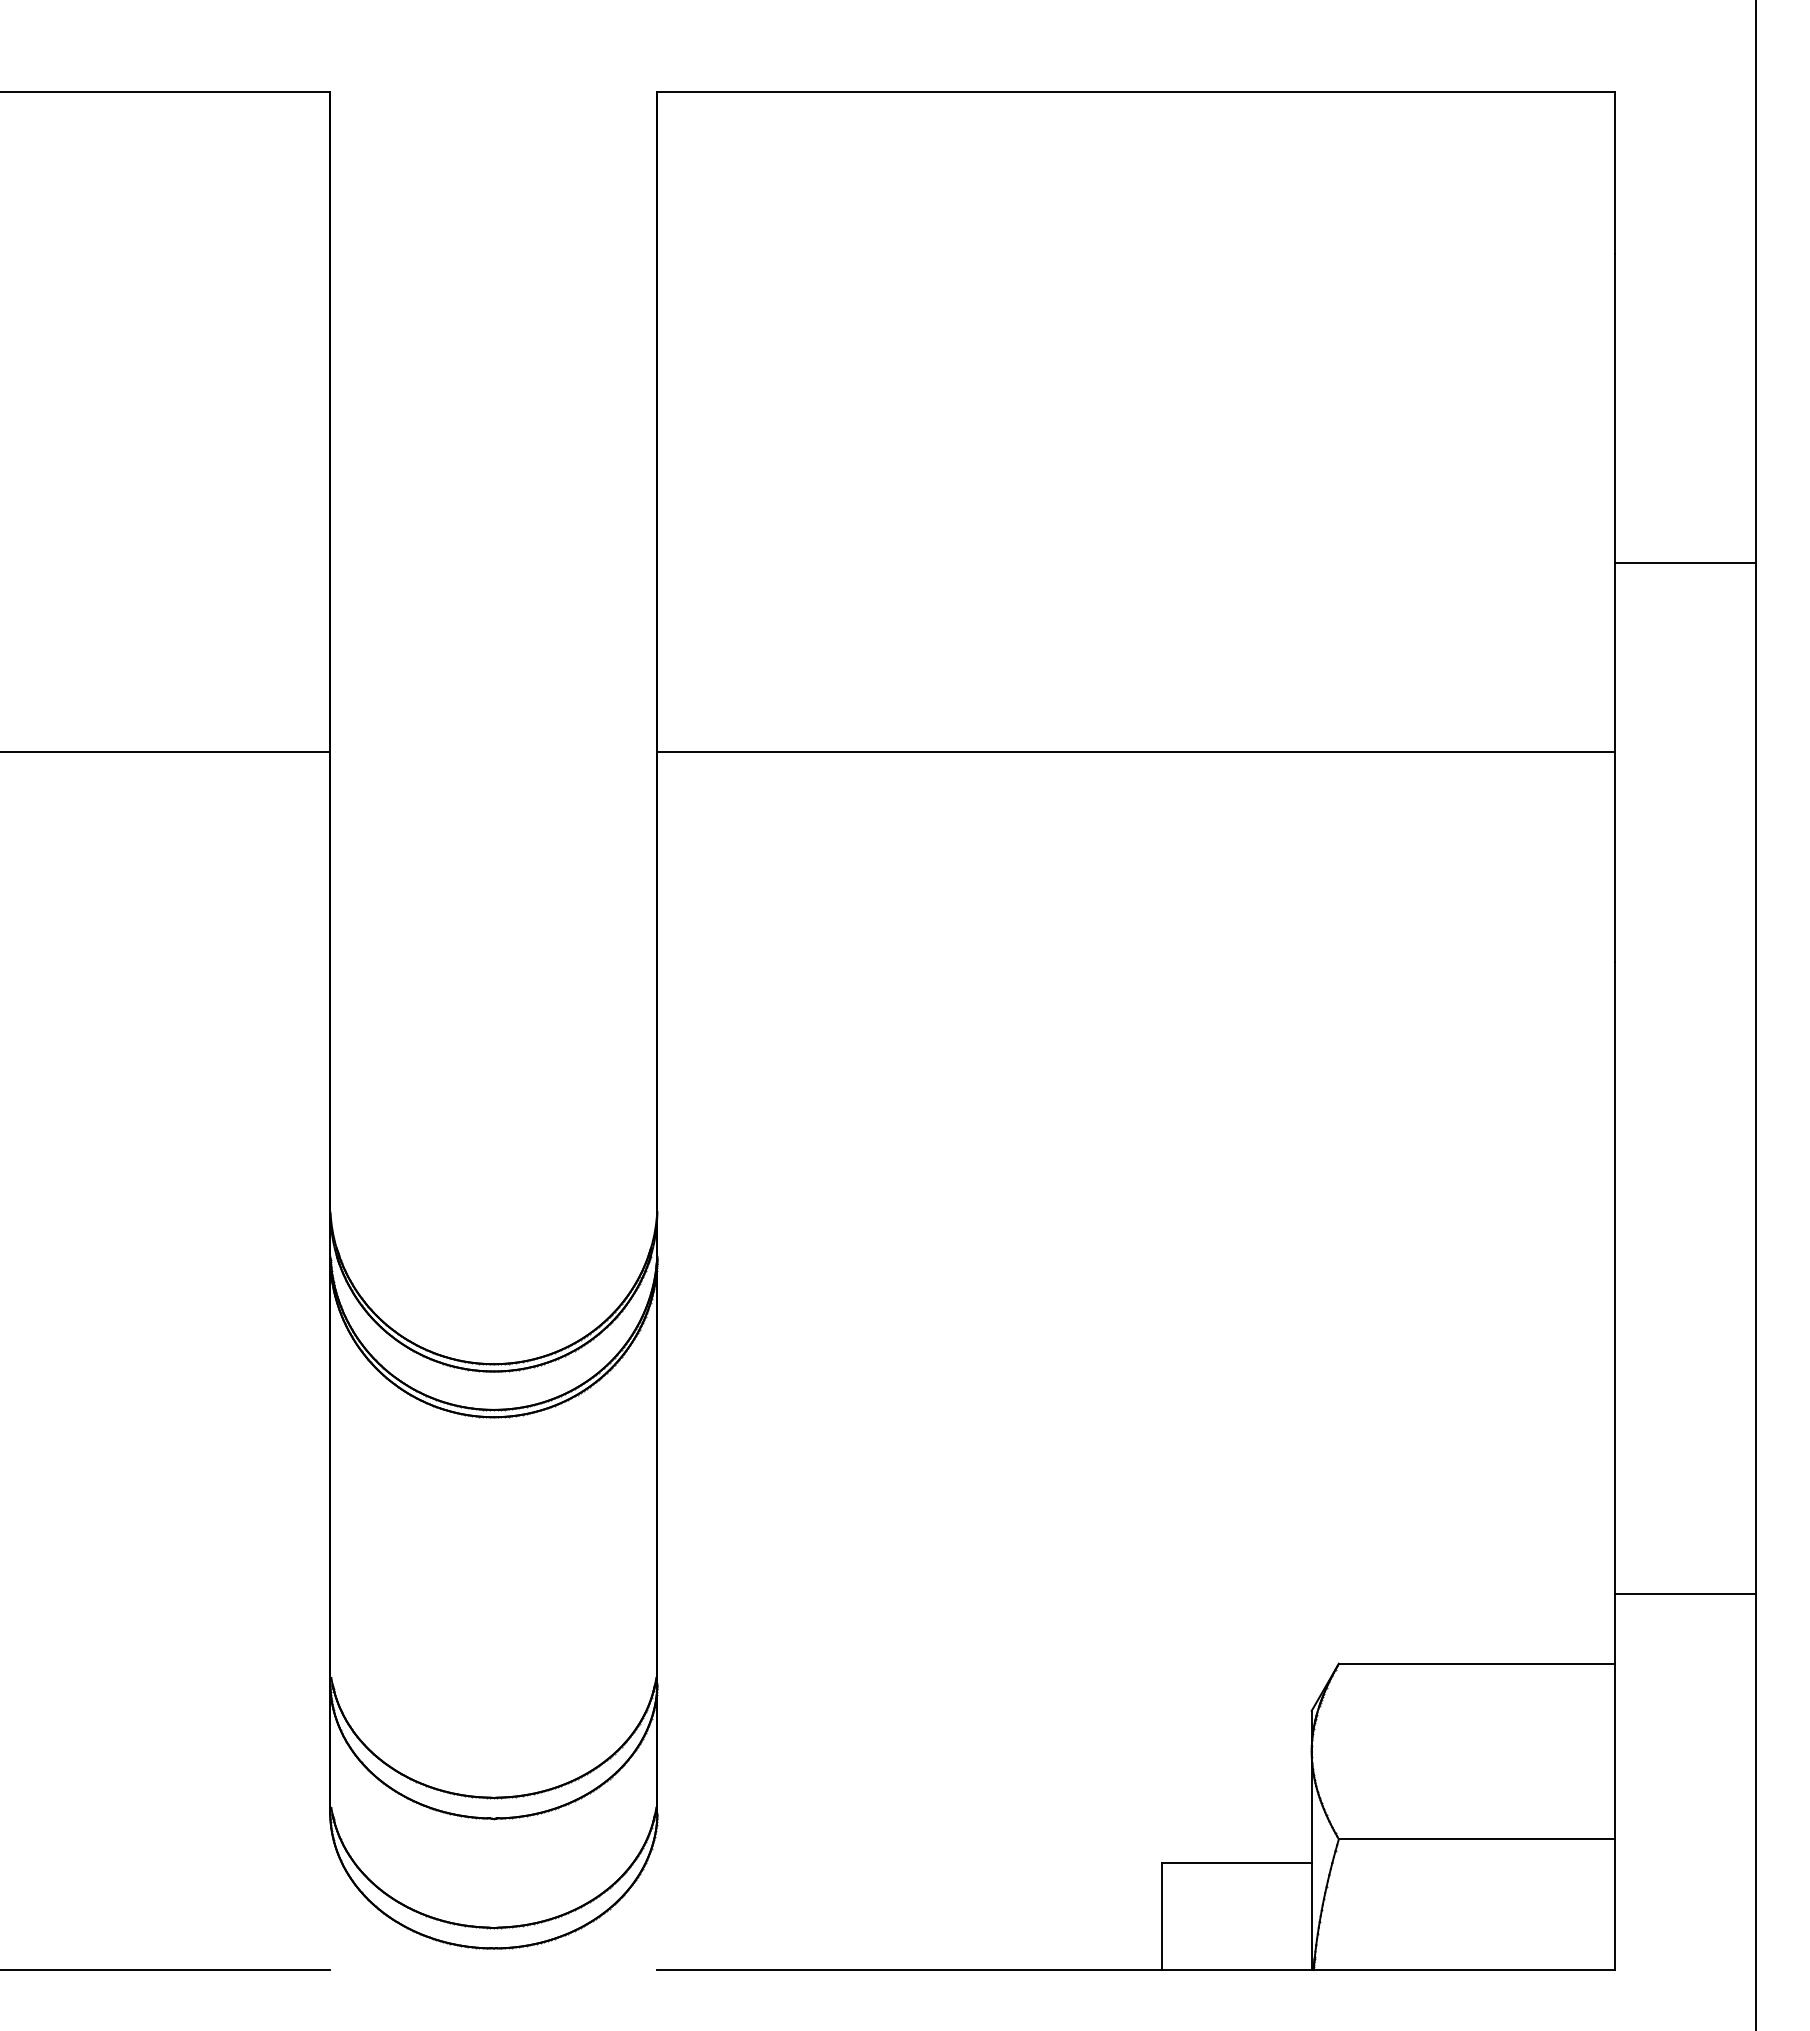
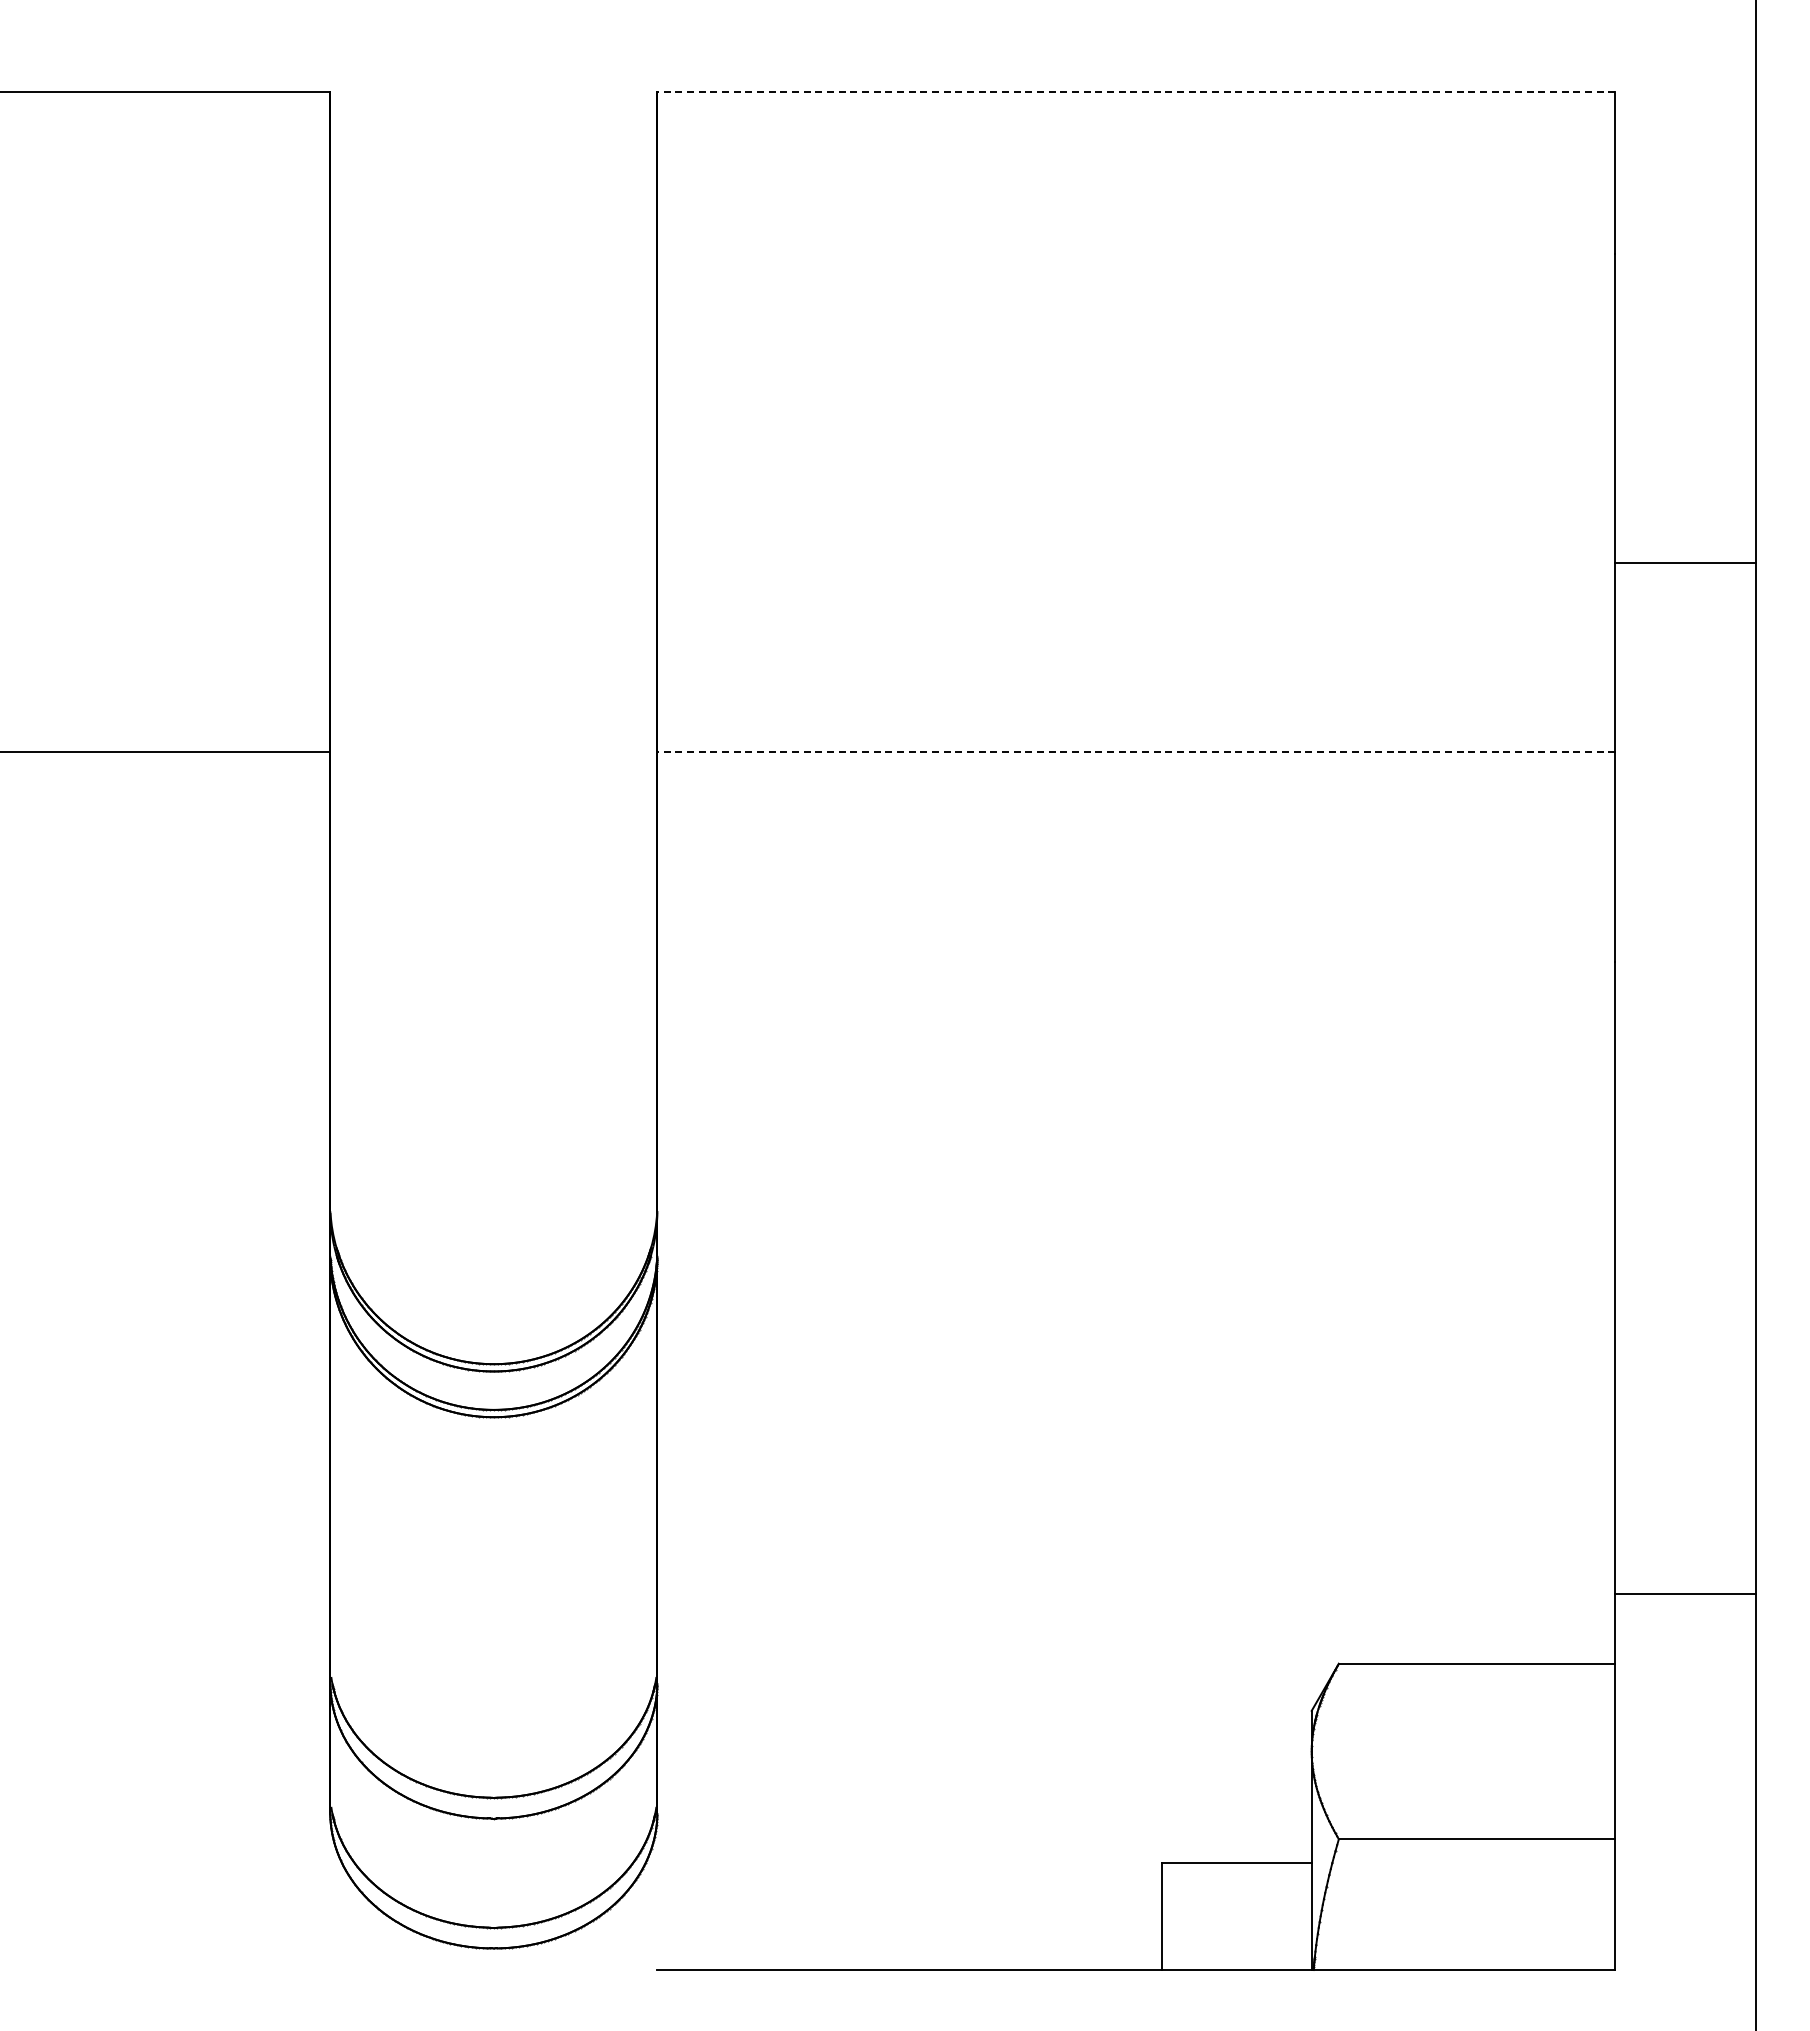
line: solid -> dashed (1135, 92)
line: solid -> dashed (1135, 751)
line: present -> none (166, 1970)
